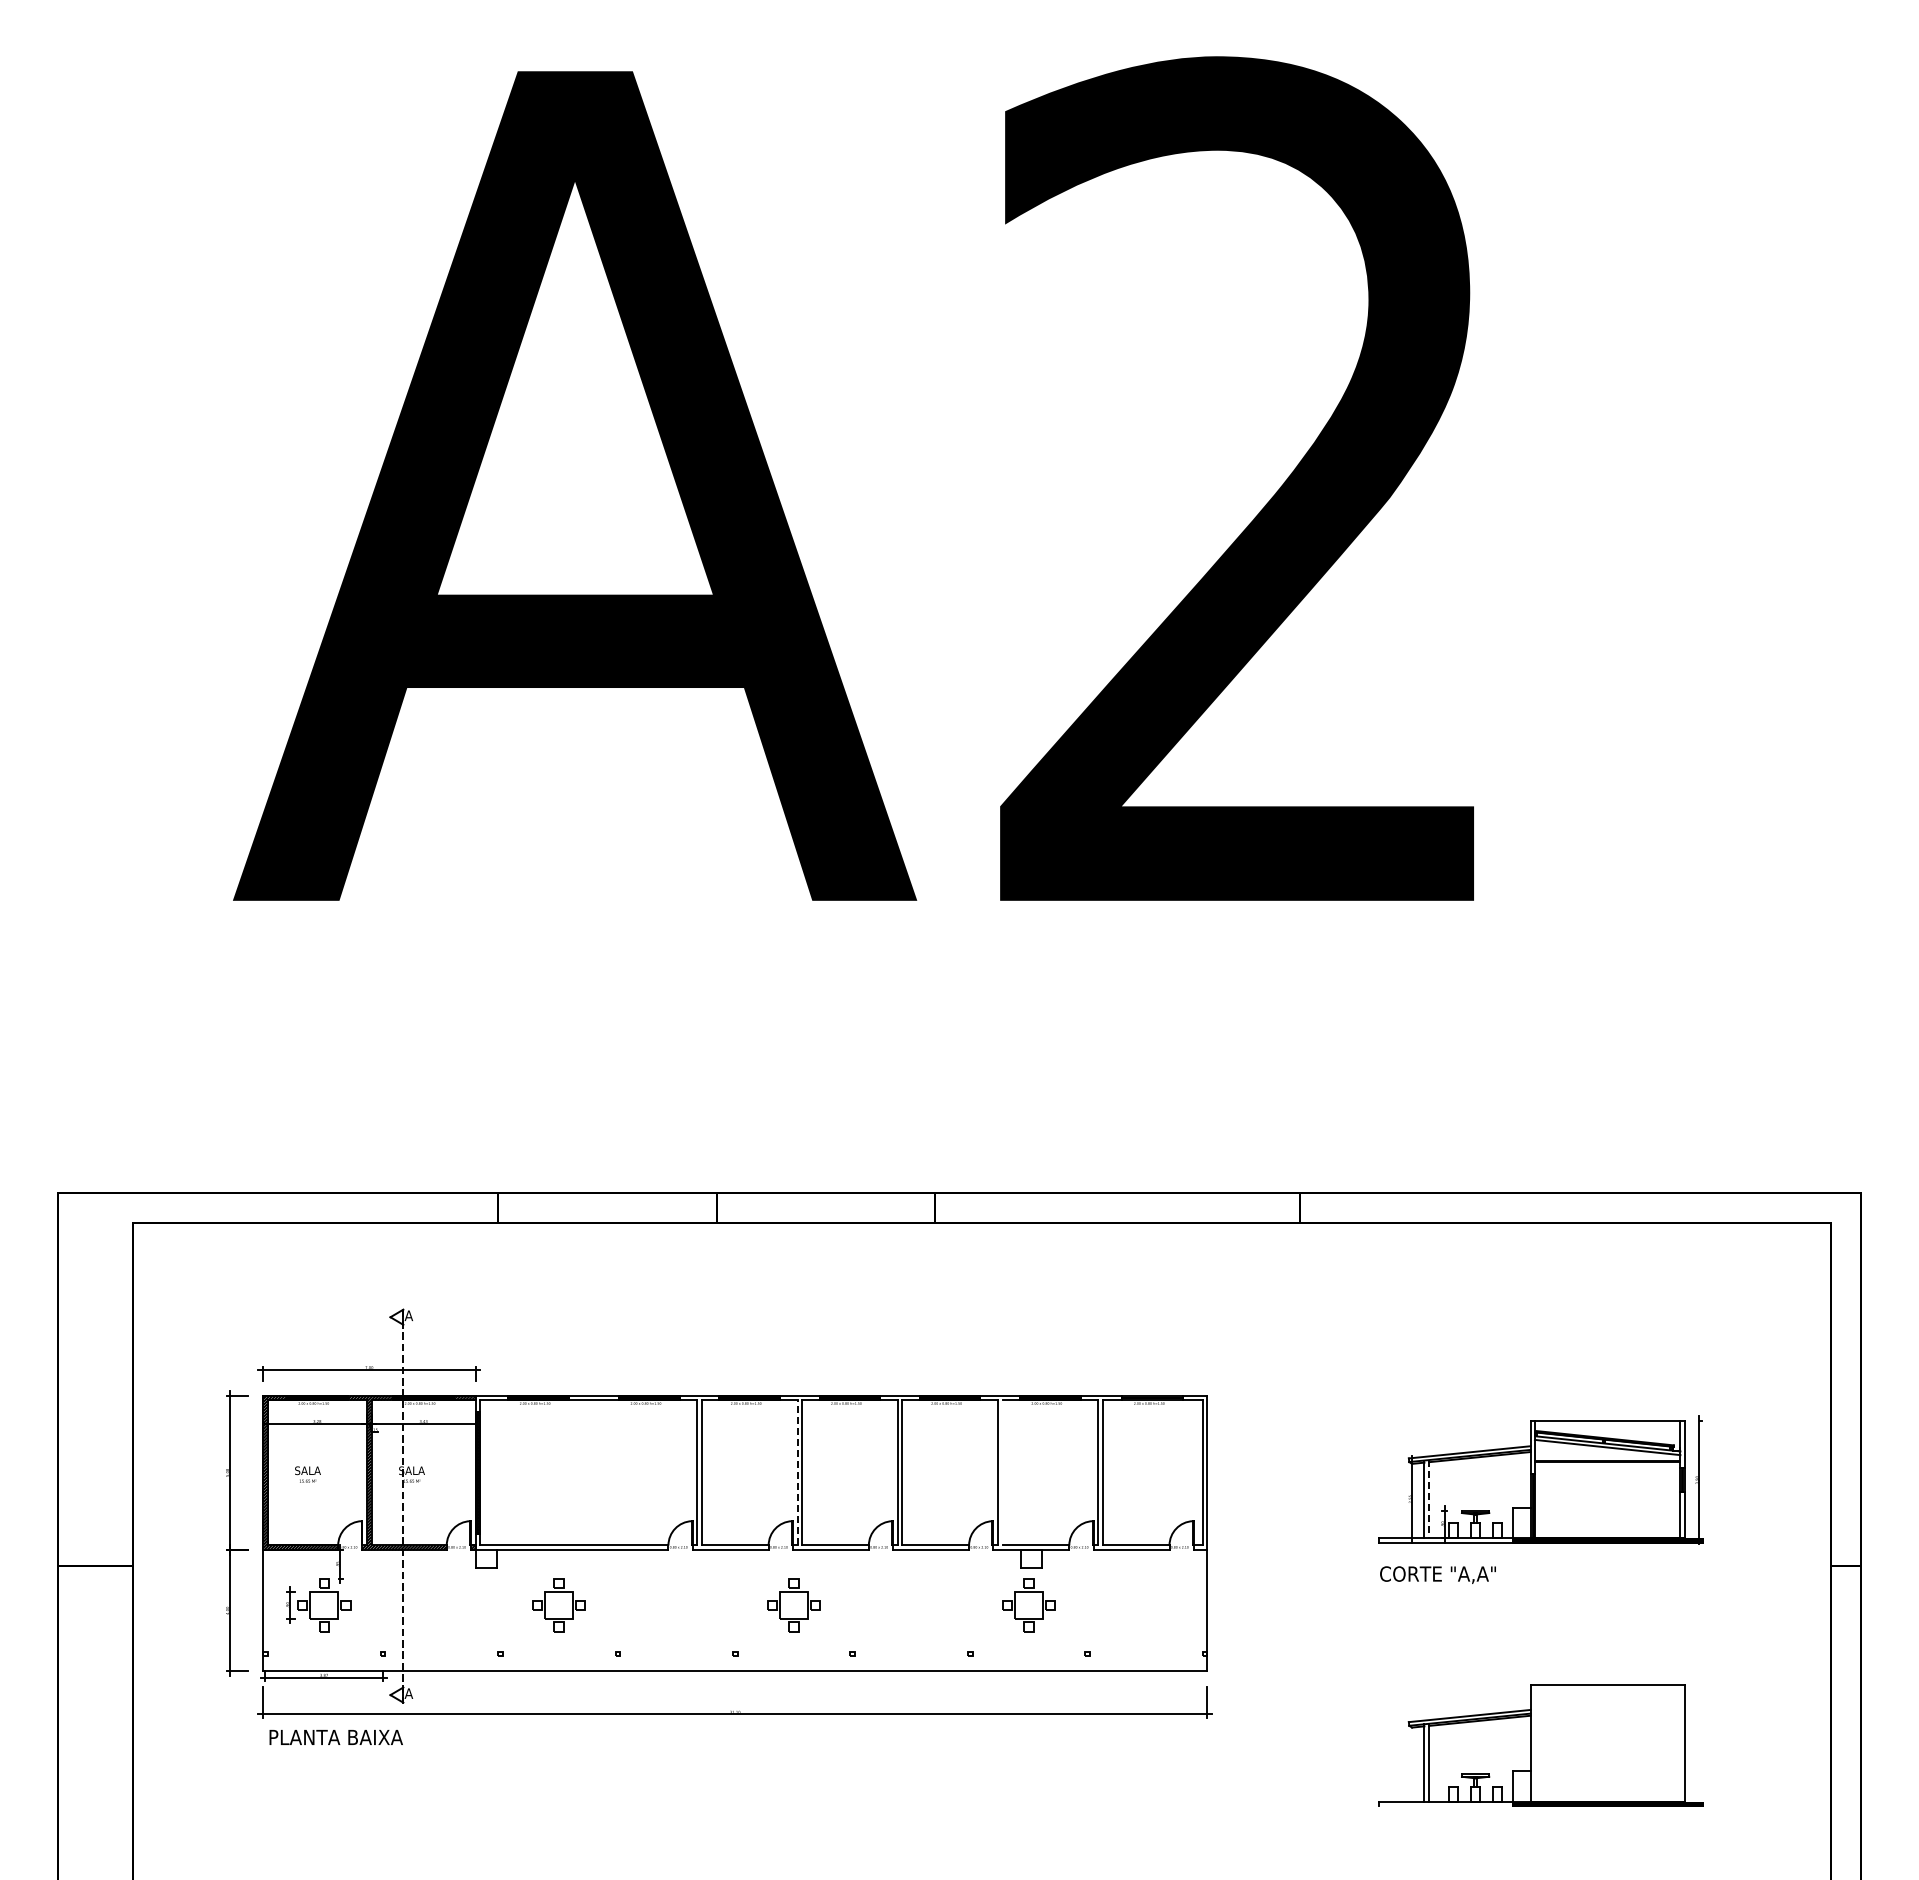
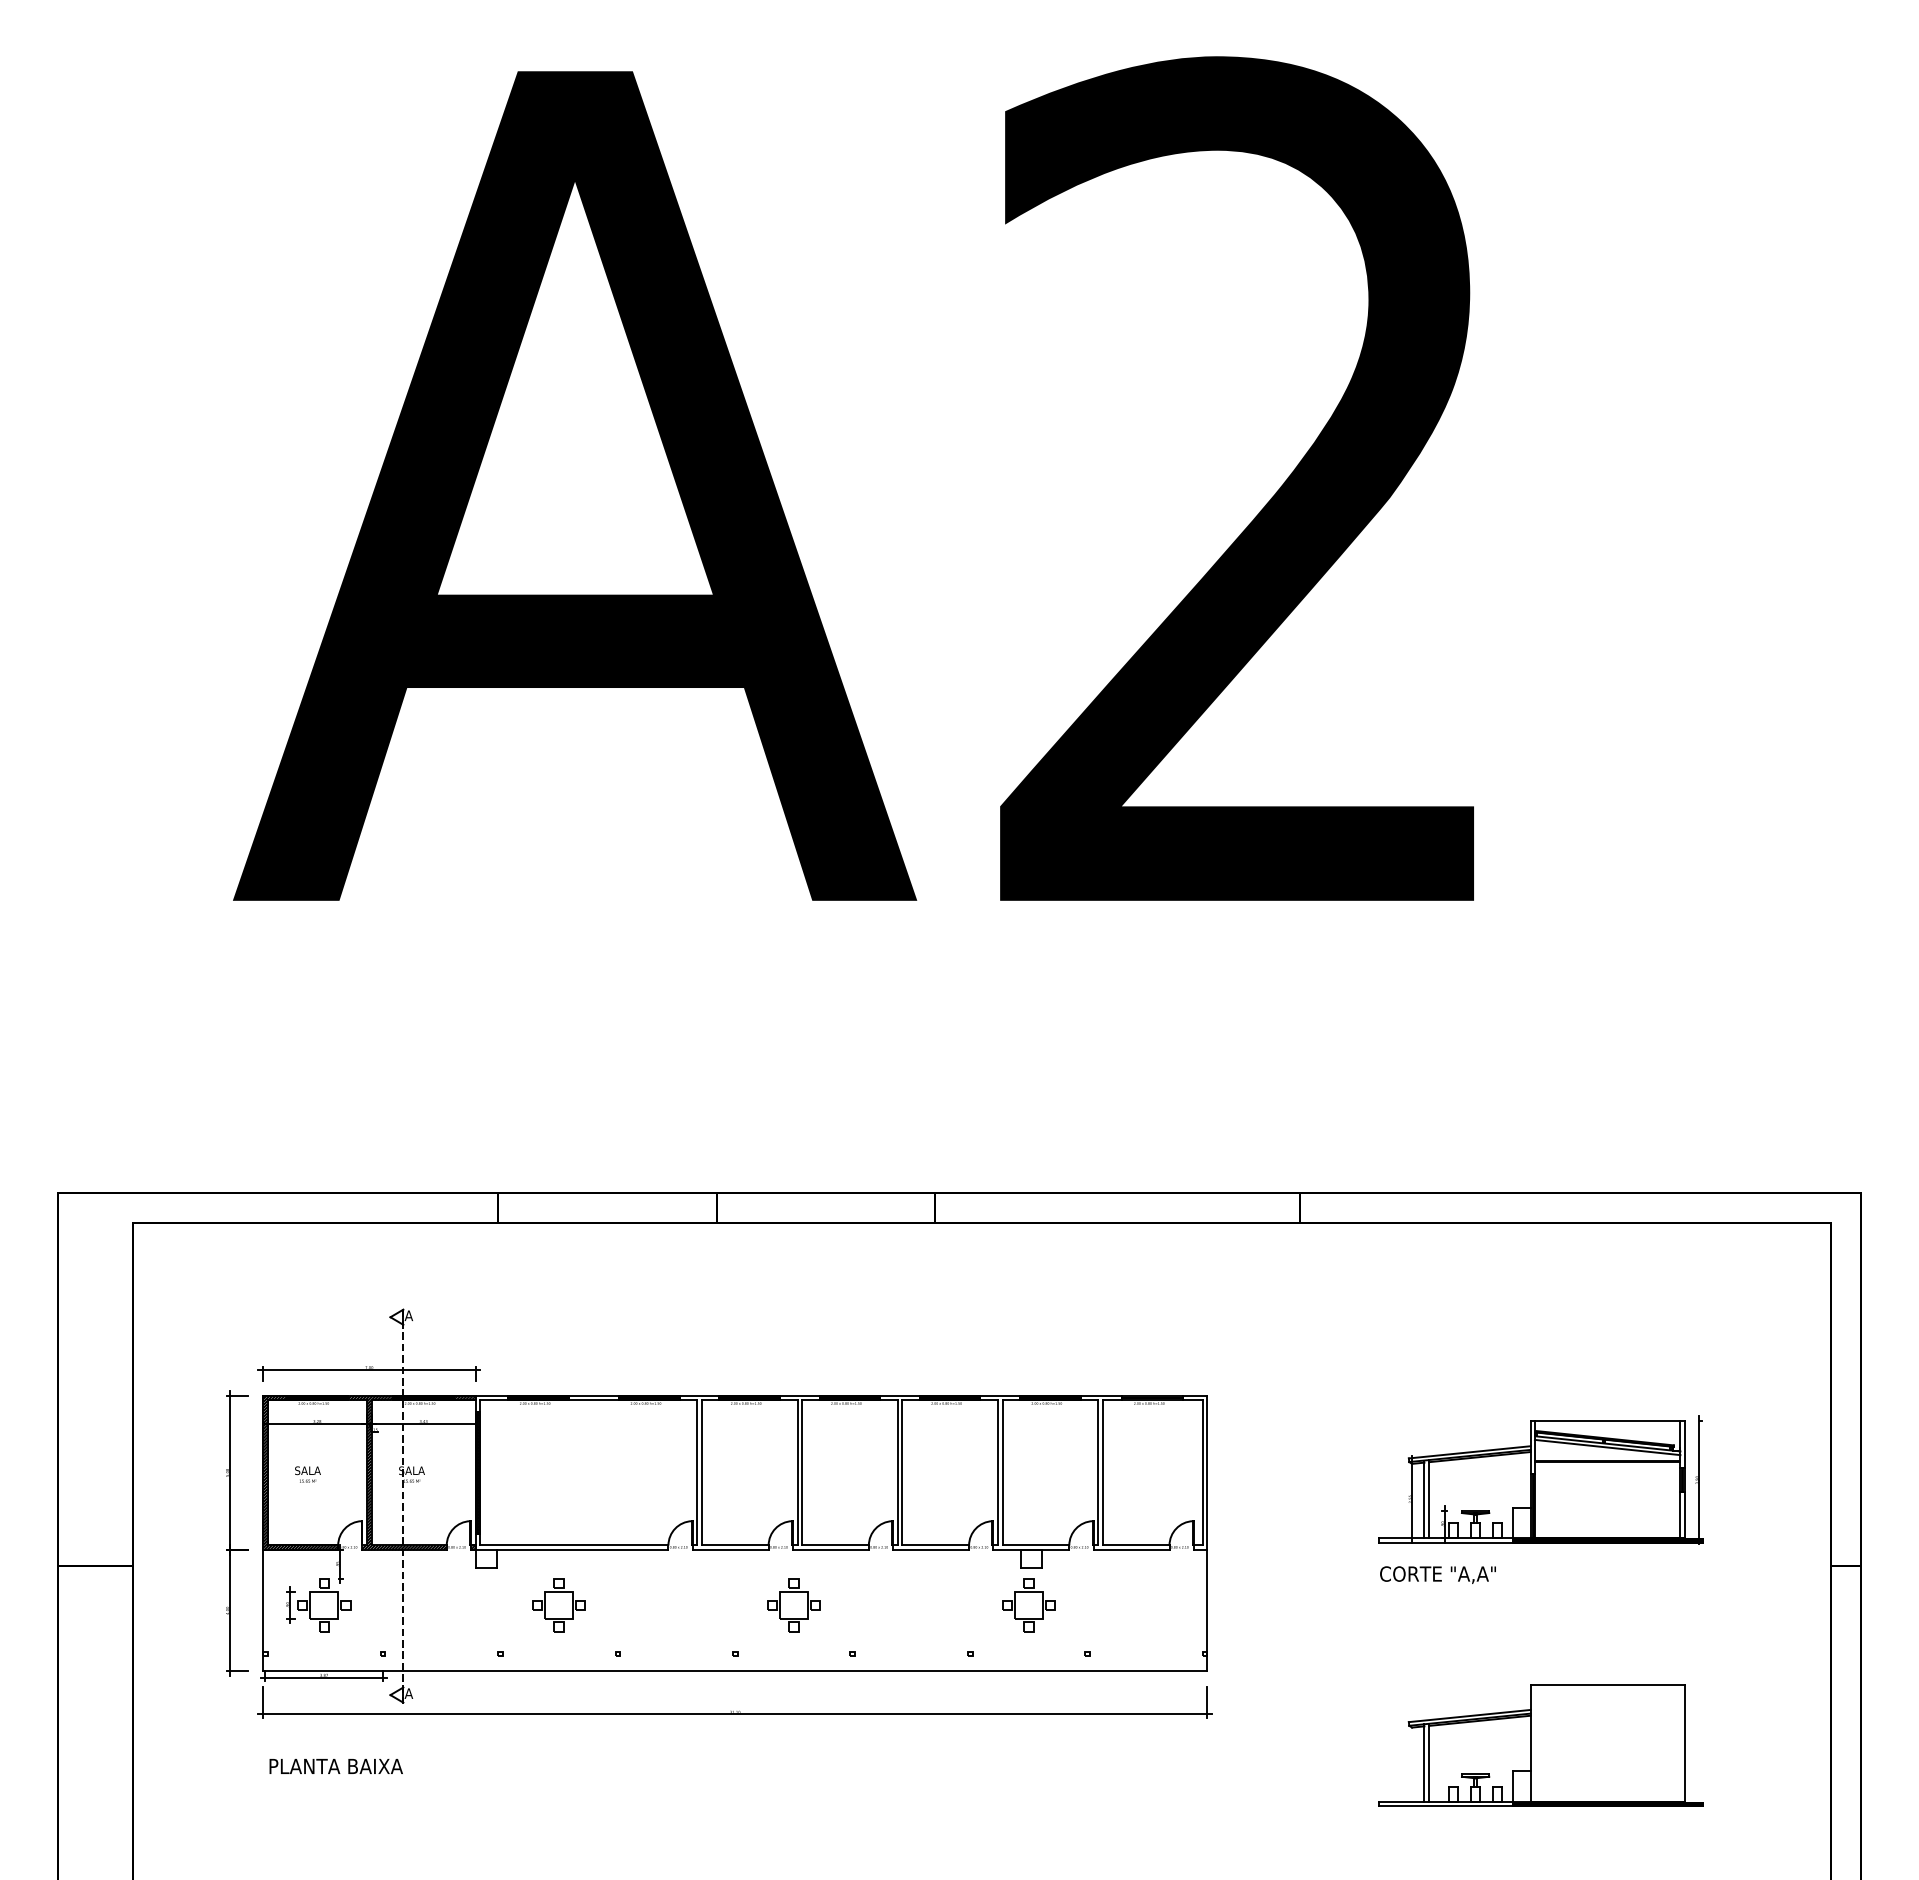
line: dashed -> solid (797, 1472)
line: none -> present (1002, 1472)
line: dashed -> solid (1428, 1499)
text position: (335, 1737) -> (335, 1766) (335, 1766)
line: none -> present (1445, 1806)
